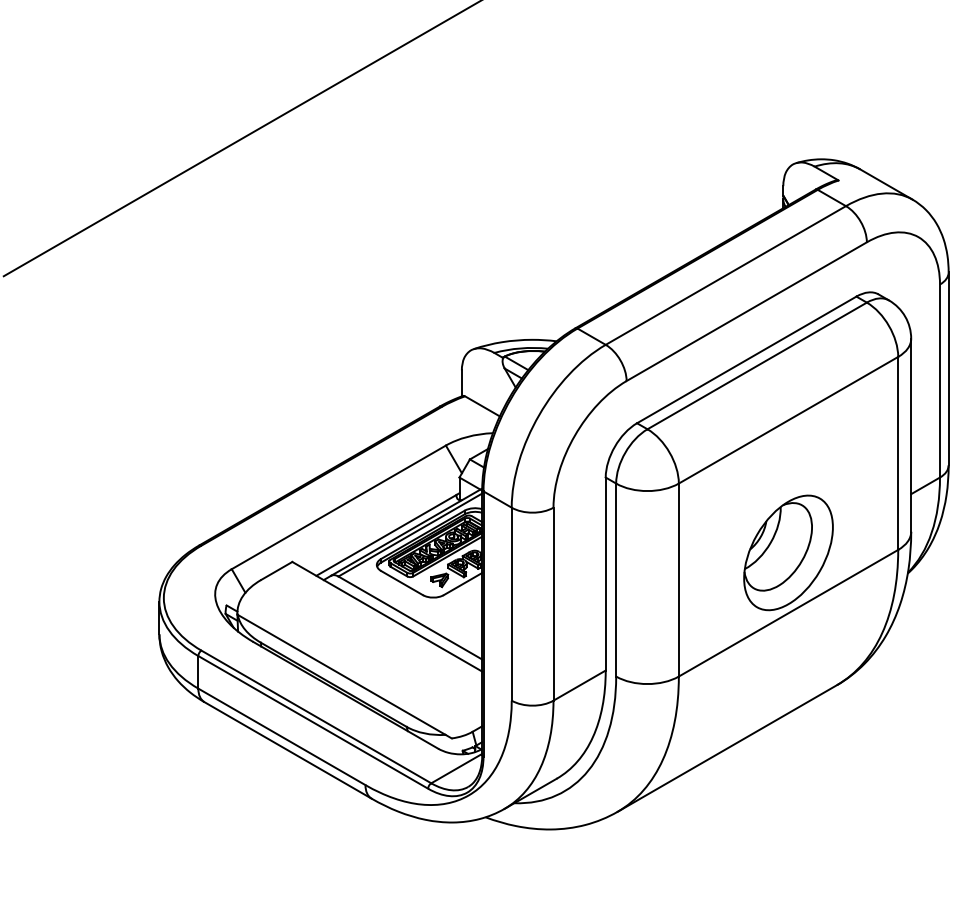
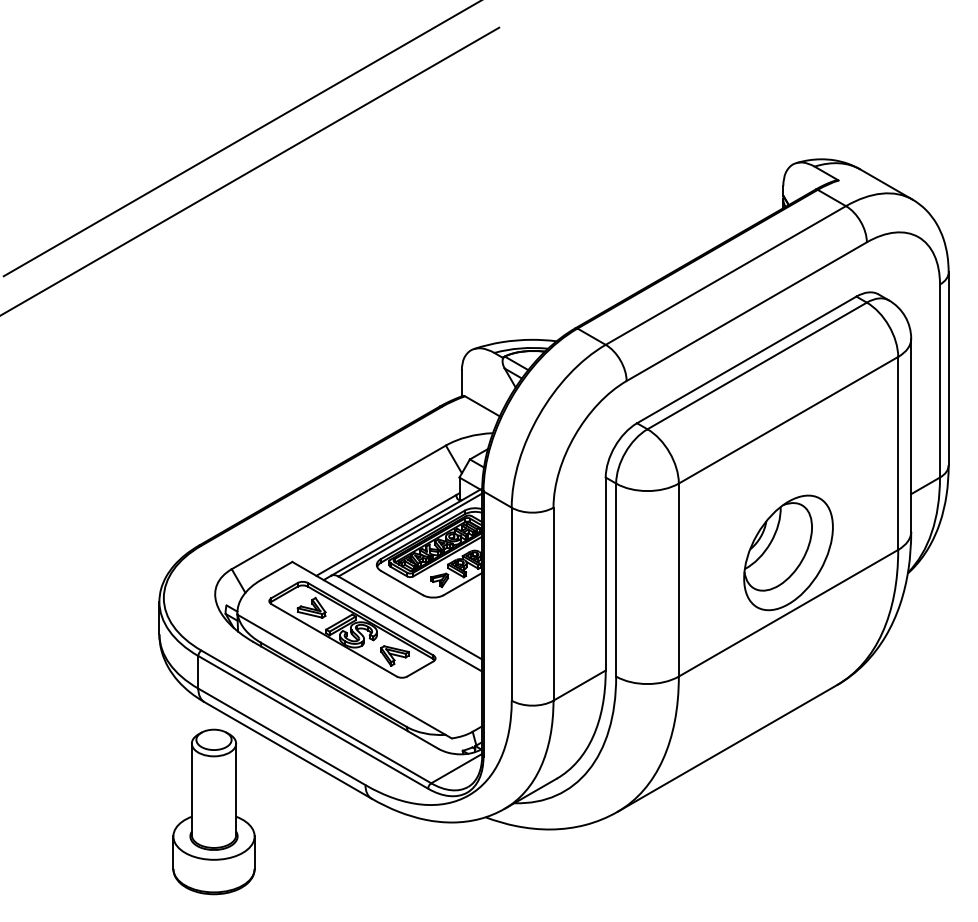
line: none -> present (250, 170)
part: none -> present (352, 629)
part: none -> present (213, 811)
